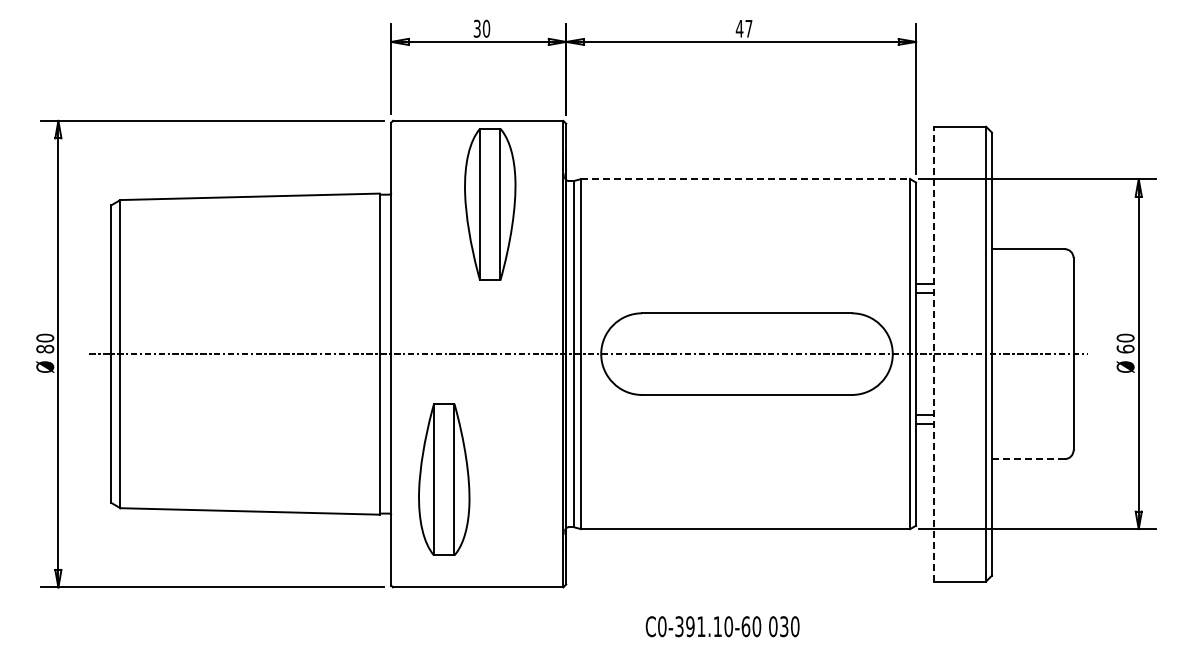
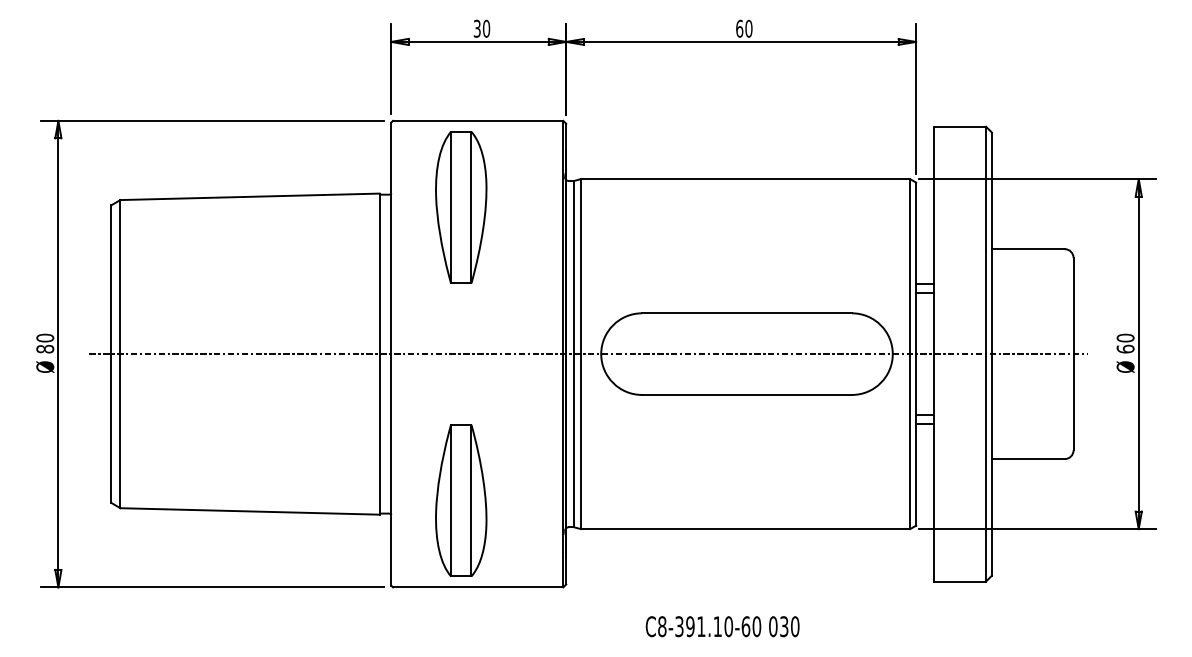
text: 47 -> 60 (743, 28)
line: dashed -> solid (745, 179)
part position: (490, 204) -> (461, 207) (461, 207)
line: dashed -> solid (933, 353)
line: dashed -> solid (1028, 459)
part position: (444, 479) -> (461, 500) (461, 500)
text: C0-391.10-60 -> C8-391.10-60 (662, 626)
